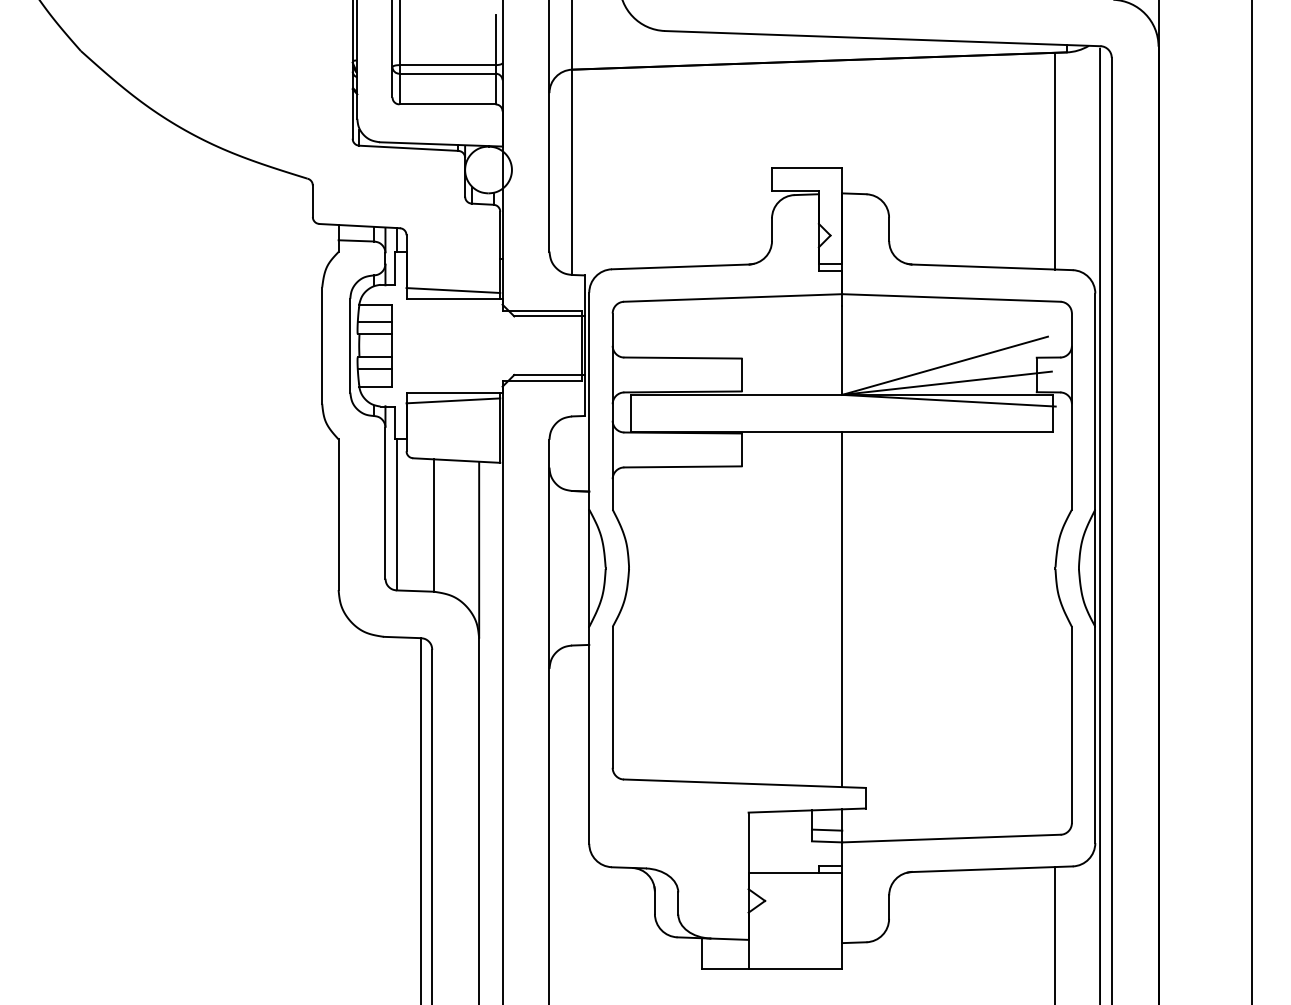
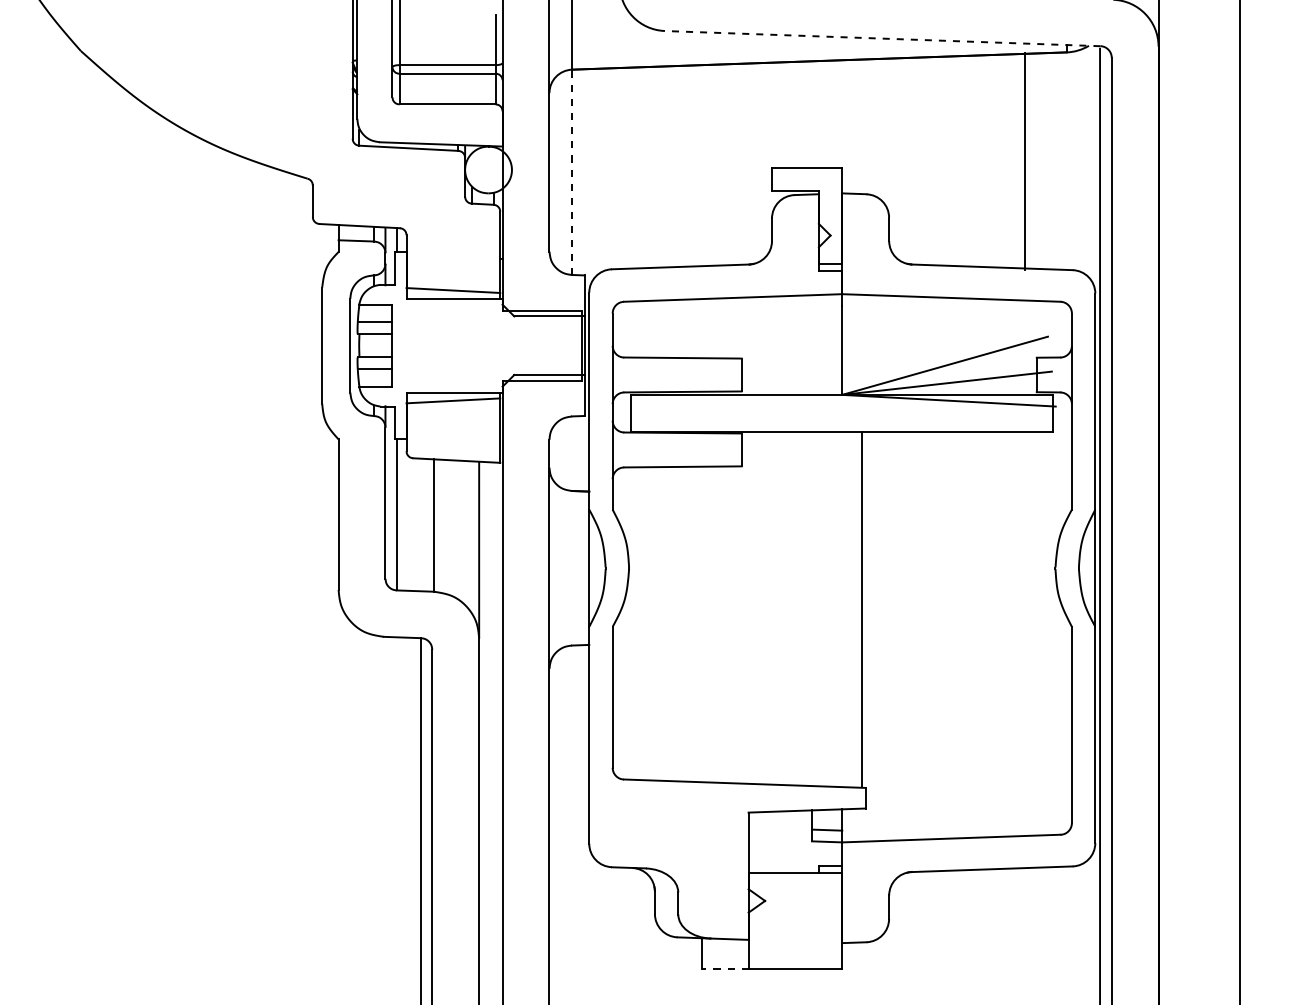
line: solid -> dashed (882, 38)
line position: (1054, 160) -> (1024, 160) (1024, 160)
line: solid -> dashed (572, 172)
line position: (1252, 501) -> (1240, 501) (1240, 501)
line position: (842, 609) -> (862, 609) (862, 609)
line: present -> none (1054, 934)
line: solid -> dashed (724, 968)
